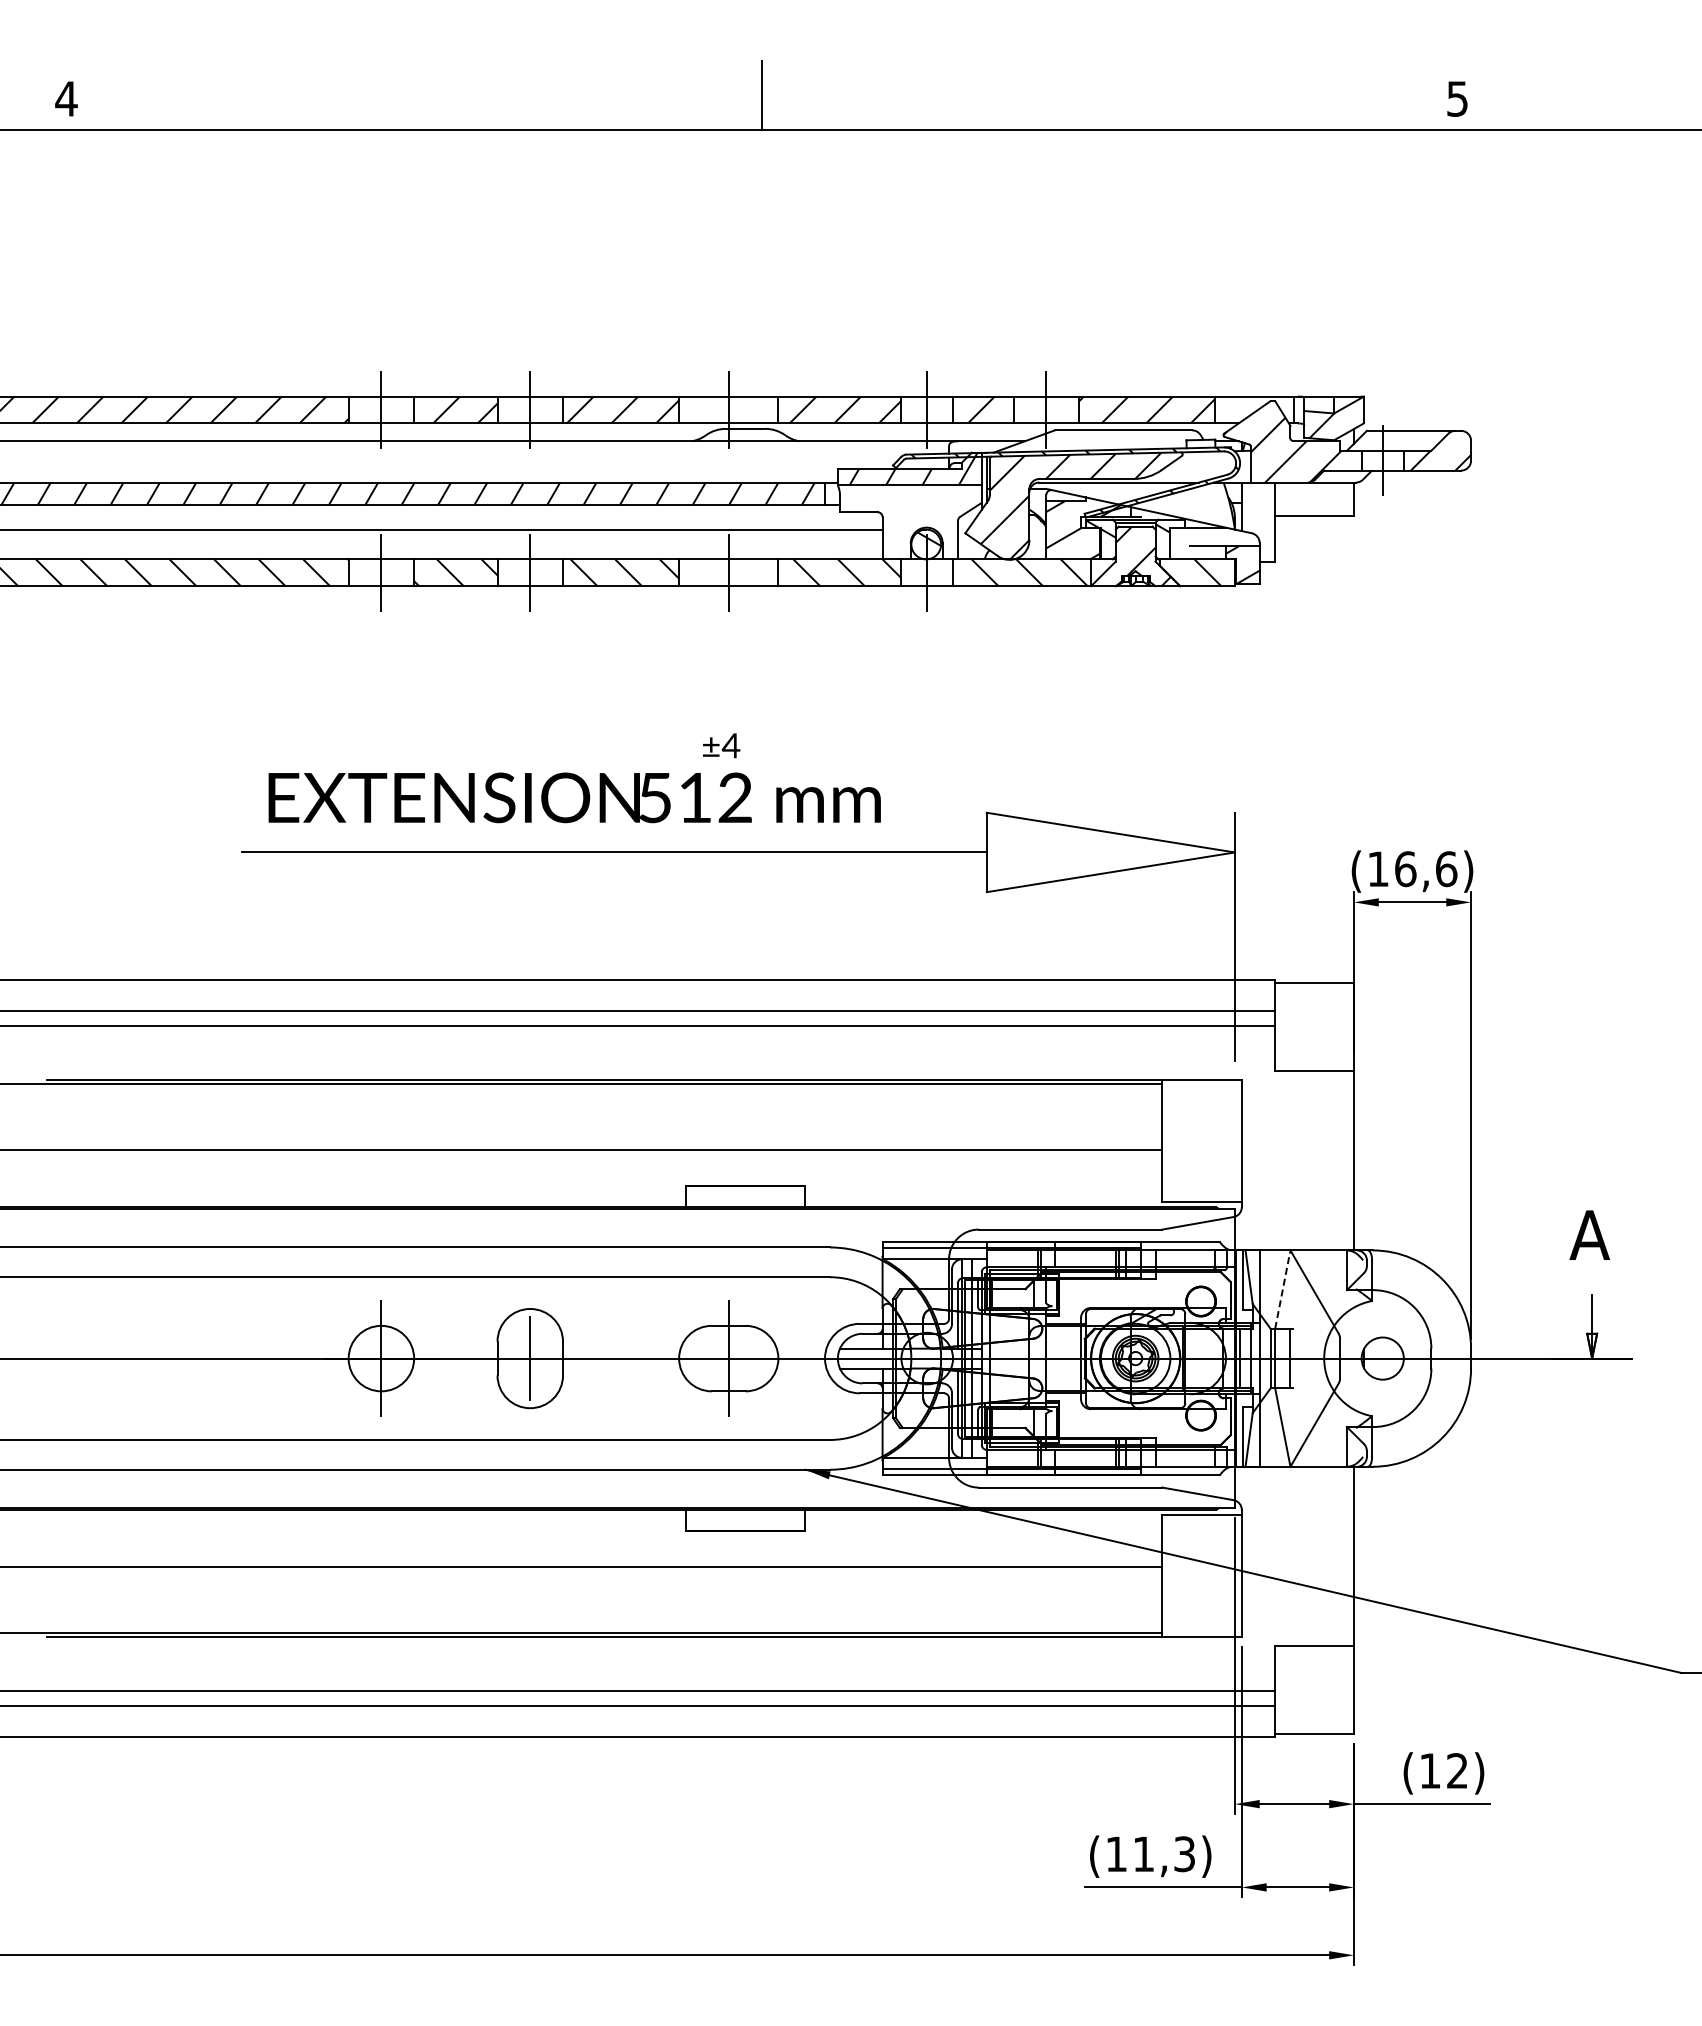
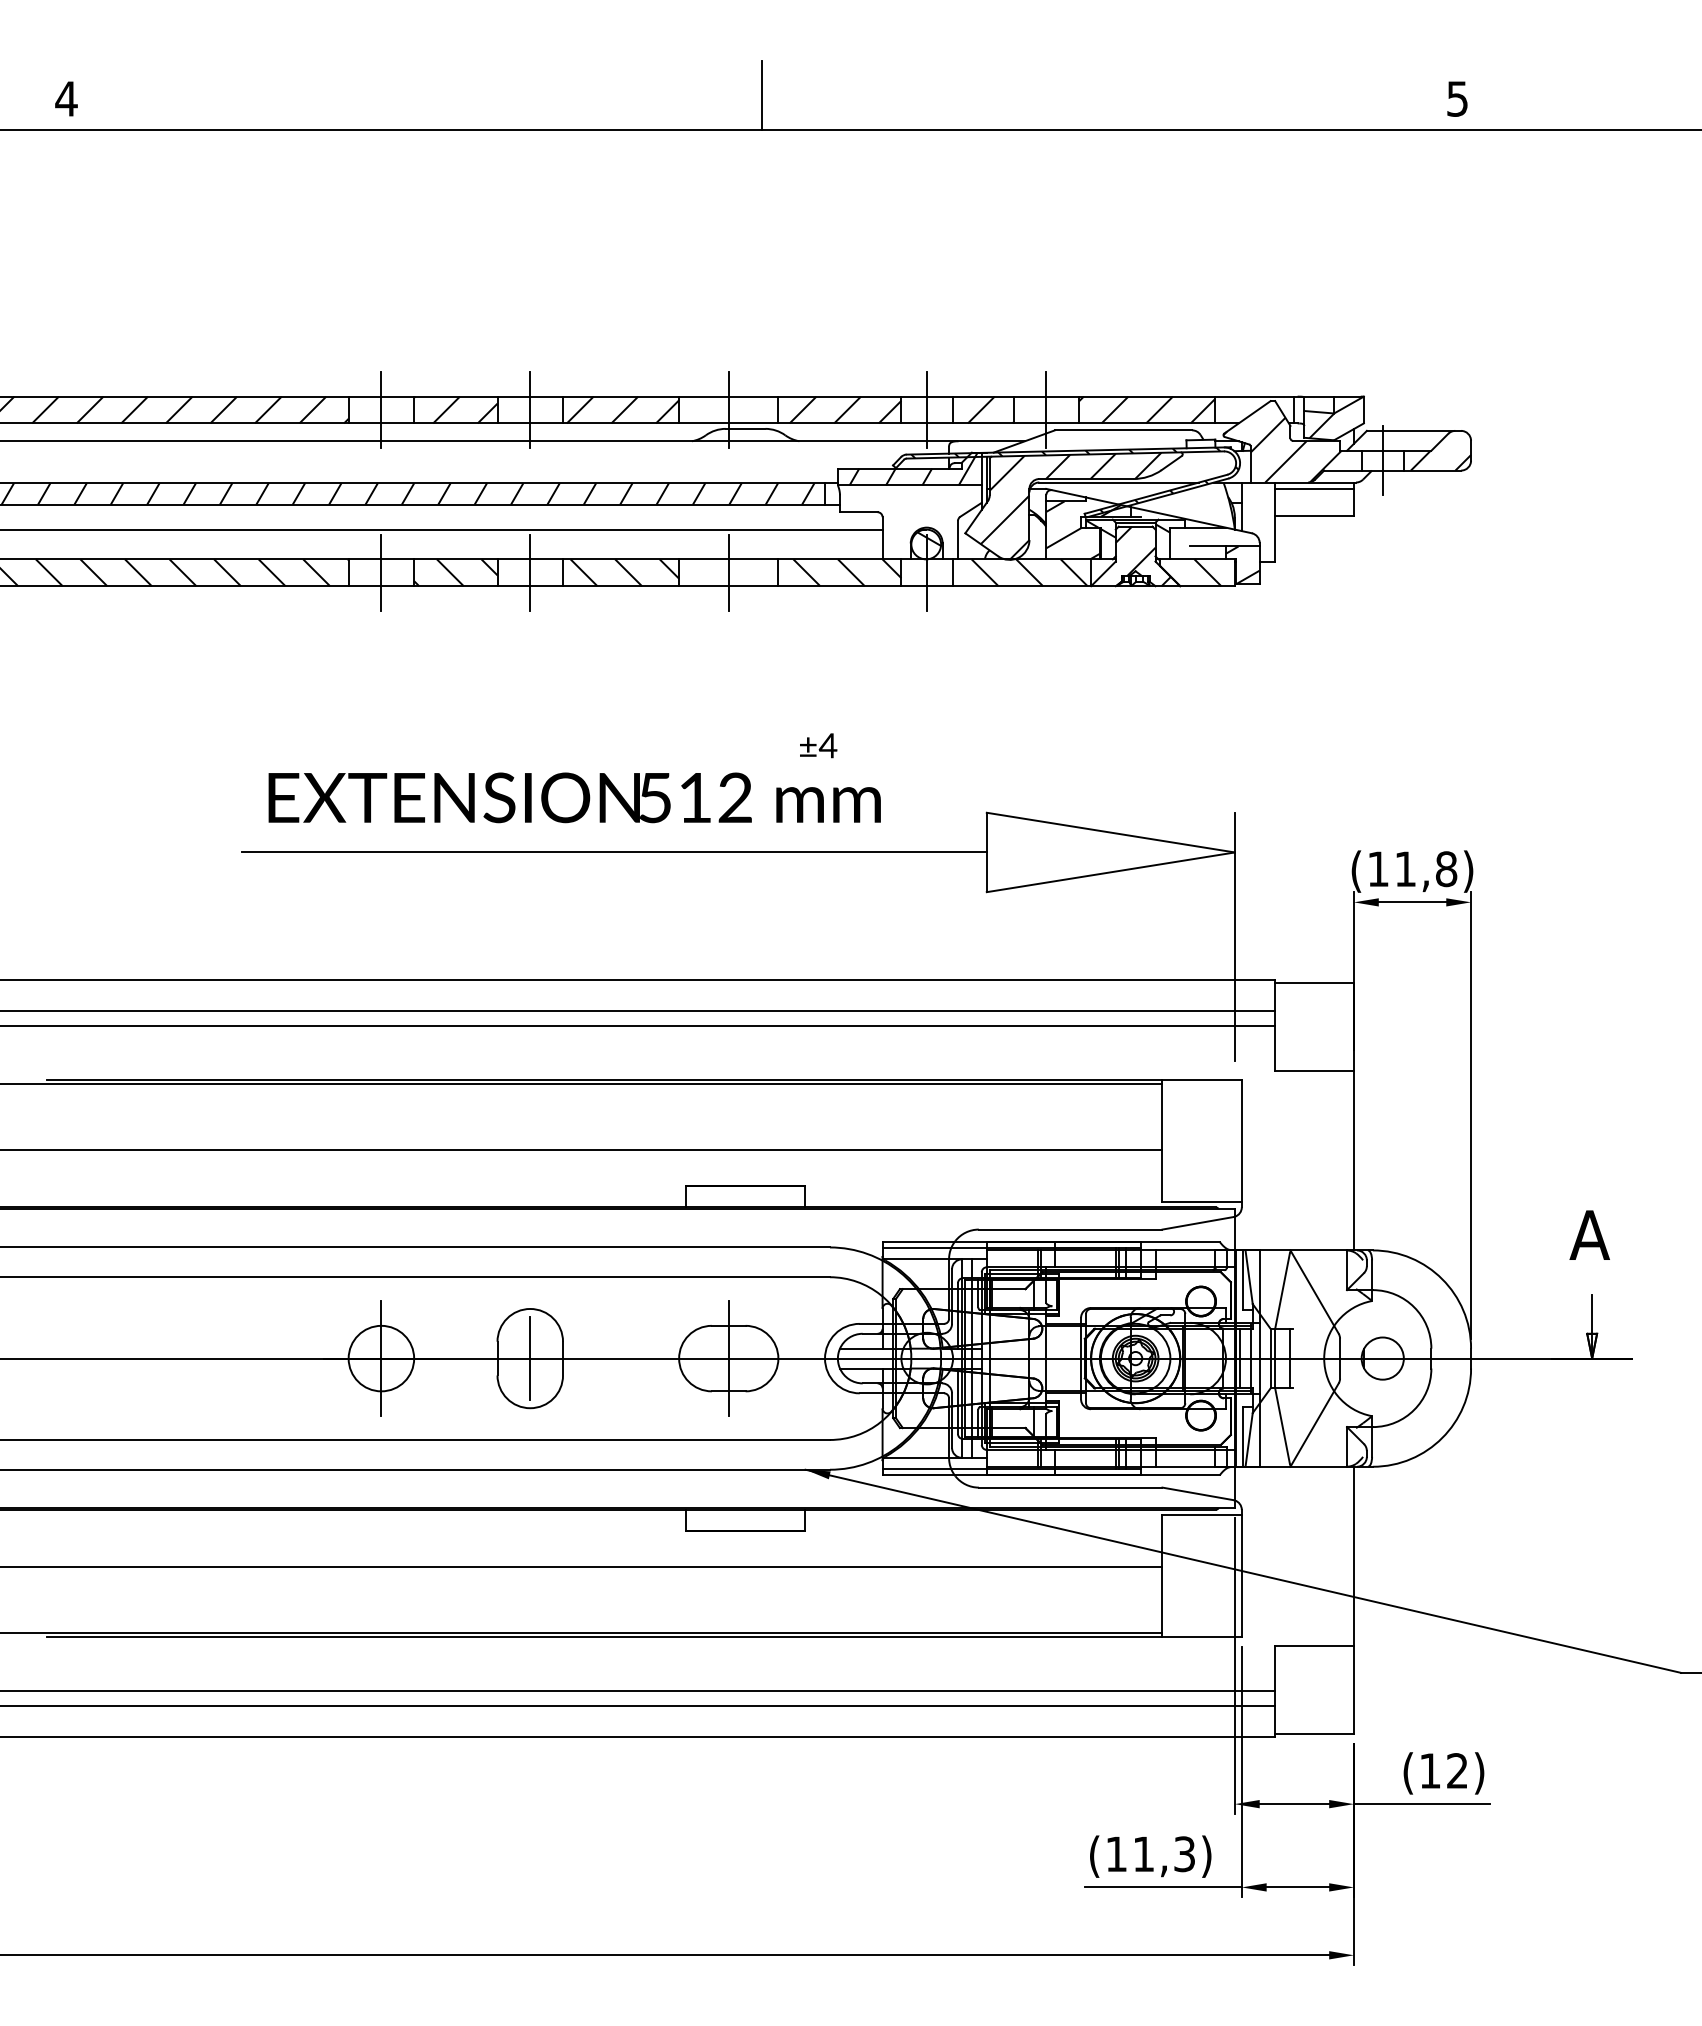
line: none -> present (1313, 488)
text position: (721, 745) -> (818, 745) (818, 745)
text: (16,6) -> (11,8) (1426, 869)
line: dashed -> solid (1282, 1290)
